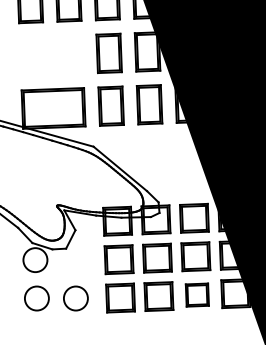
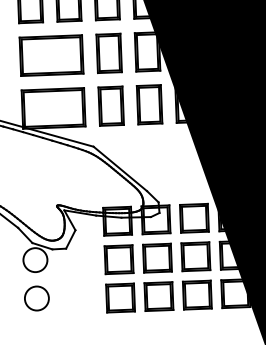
part: none -> present (51, 55)
part size: 26x26 px -> 31x32 px (197, 294)
circle: present -> none (75, 298)
